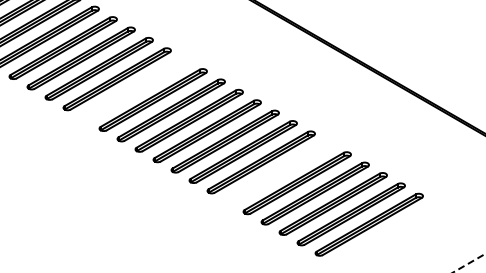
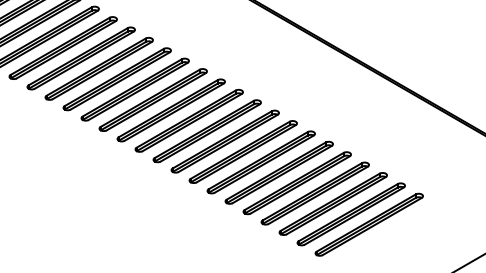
part: none -> present (134, 89)
part: none -> present (278, 172)
line: dashed -> solid (469, 263)
